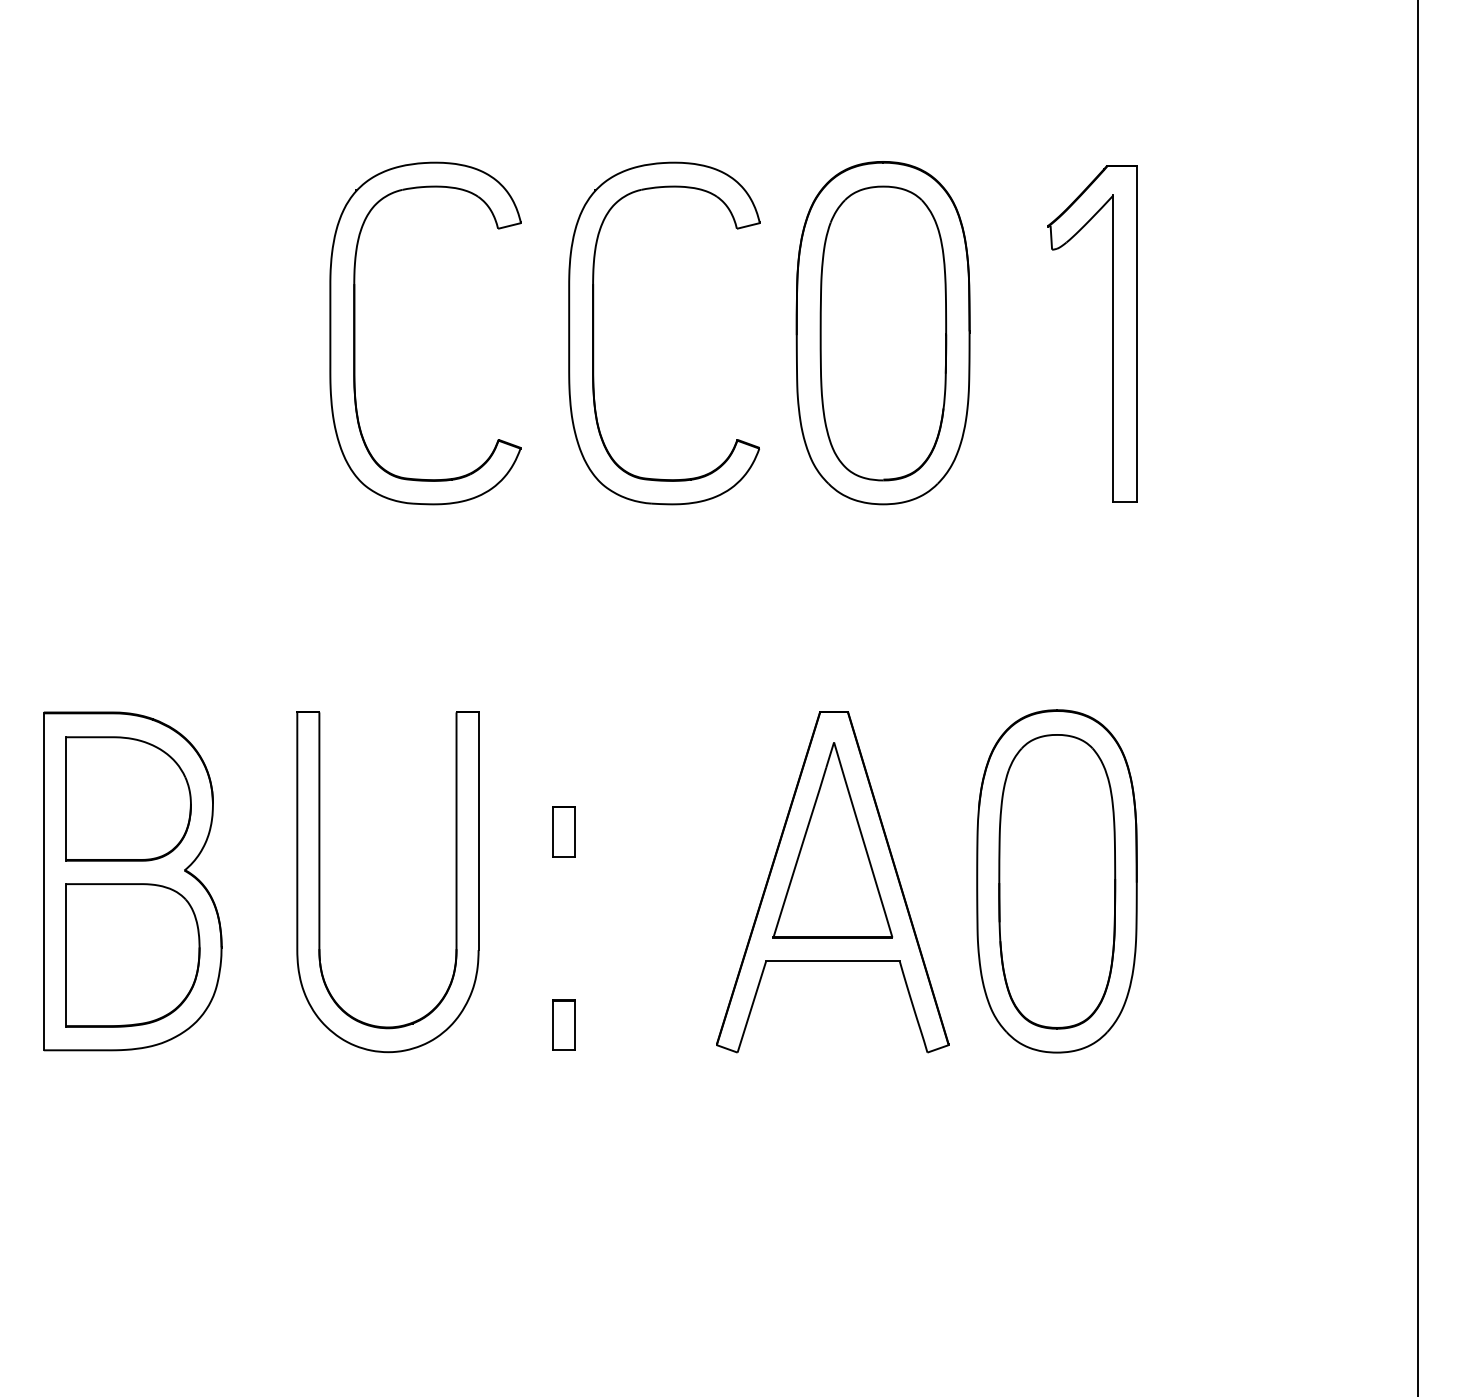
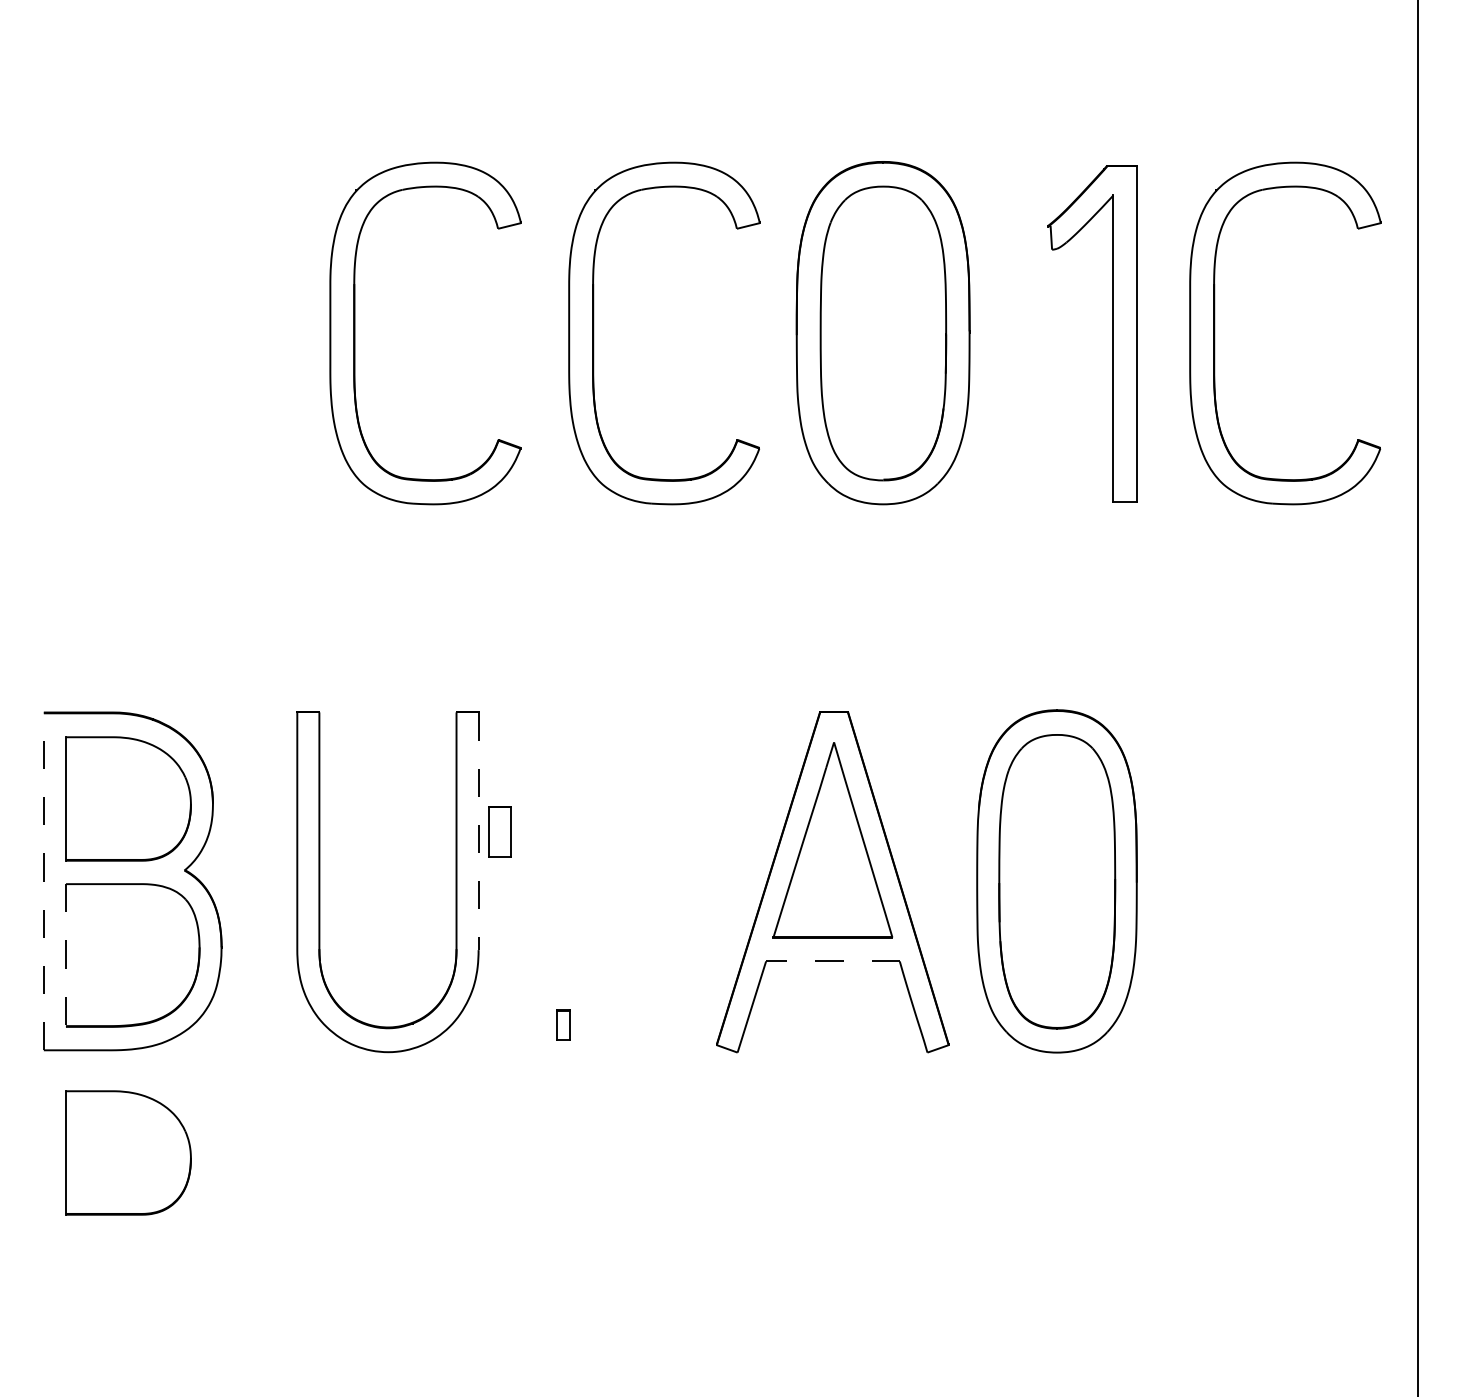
part: none -> present (1215, 333)
line: solid -> dashed (478, 831)
part position: (563, 831) -> (499, 831) (499, 831)
line: solid -> dashed (43, 881)
line: solid -> dashed (65, 956)
line: solid -> dashed (832, 961)
part size: 24x52 px -> 15x32 px (563, 1024)
part: none -> present (128, 1152)
